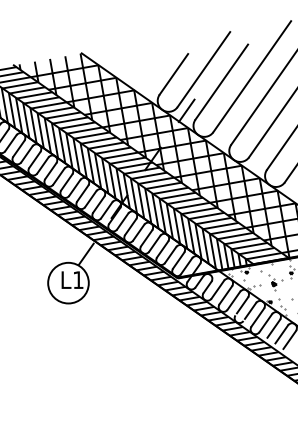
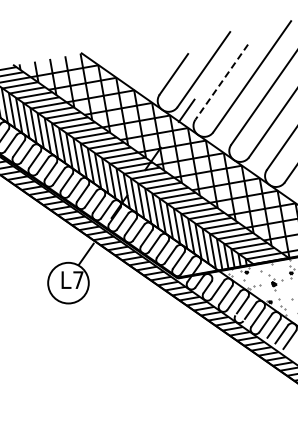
line: solid -> dashed (221, 82)
text: L1 -> L7 (78, 279)
